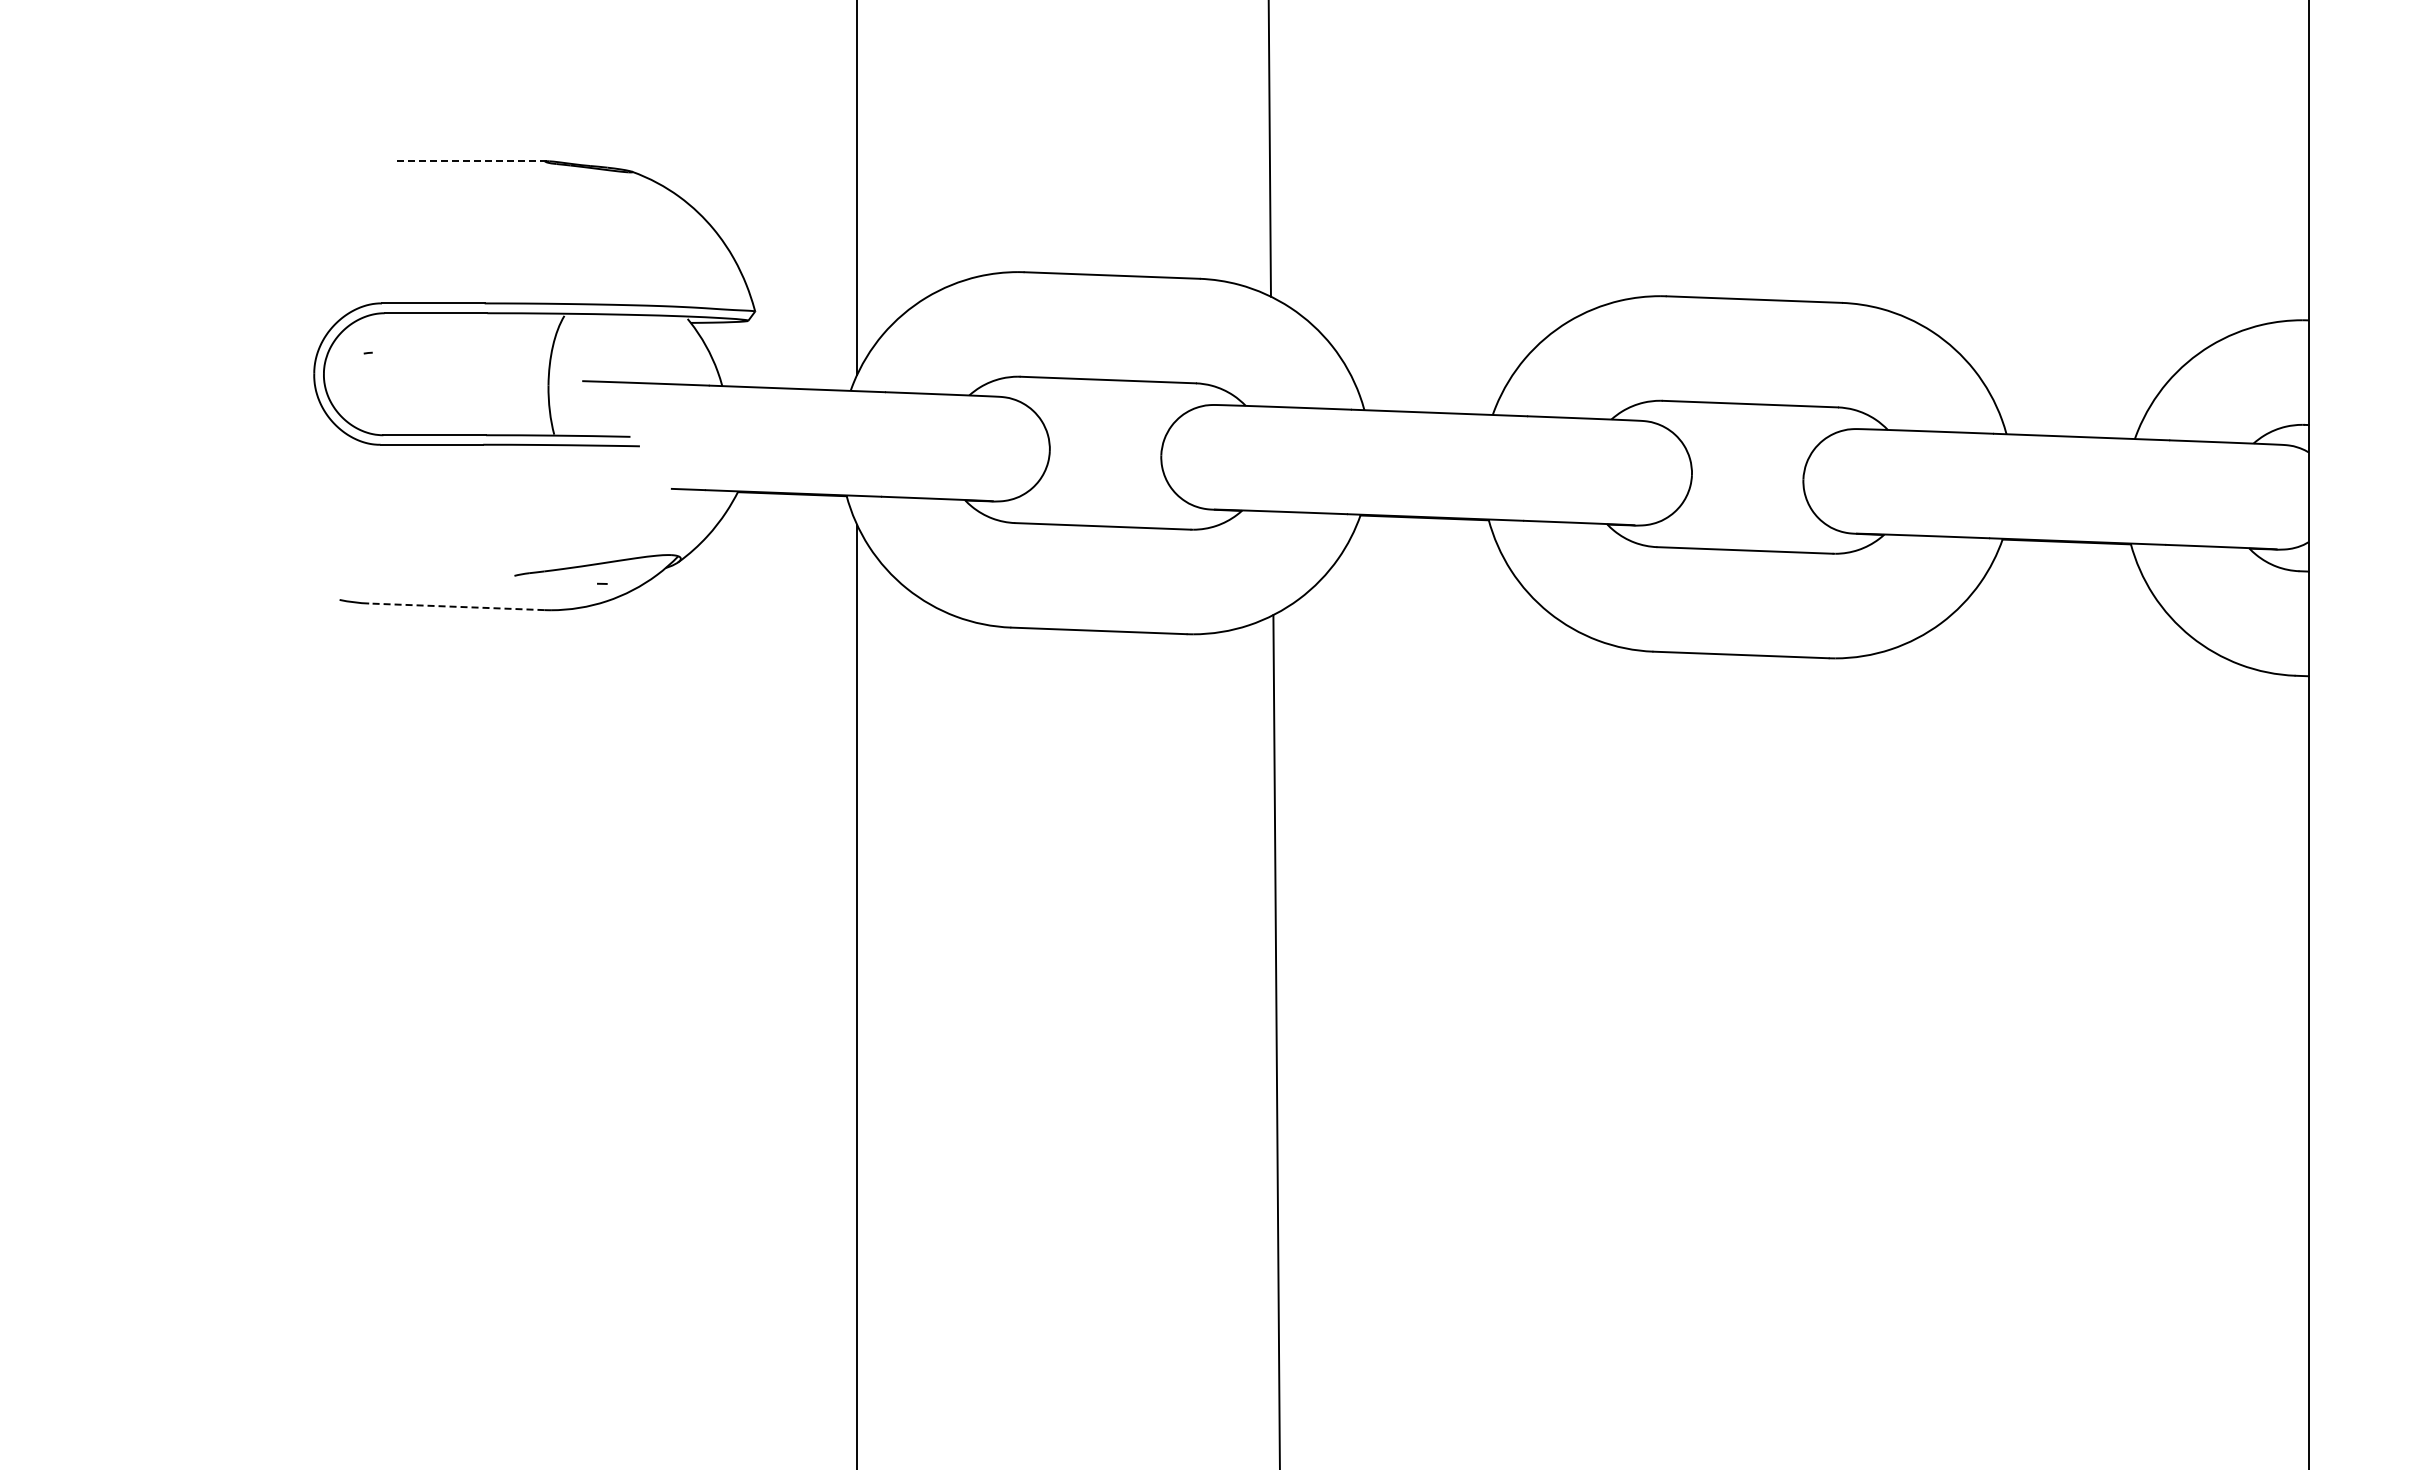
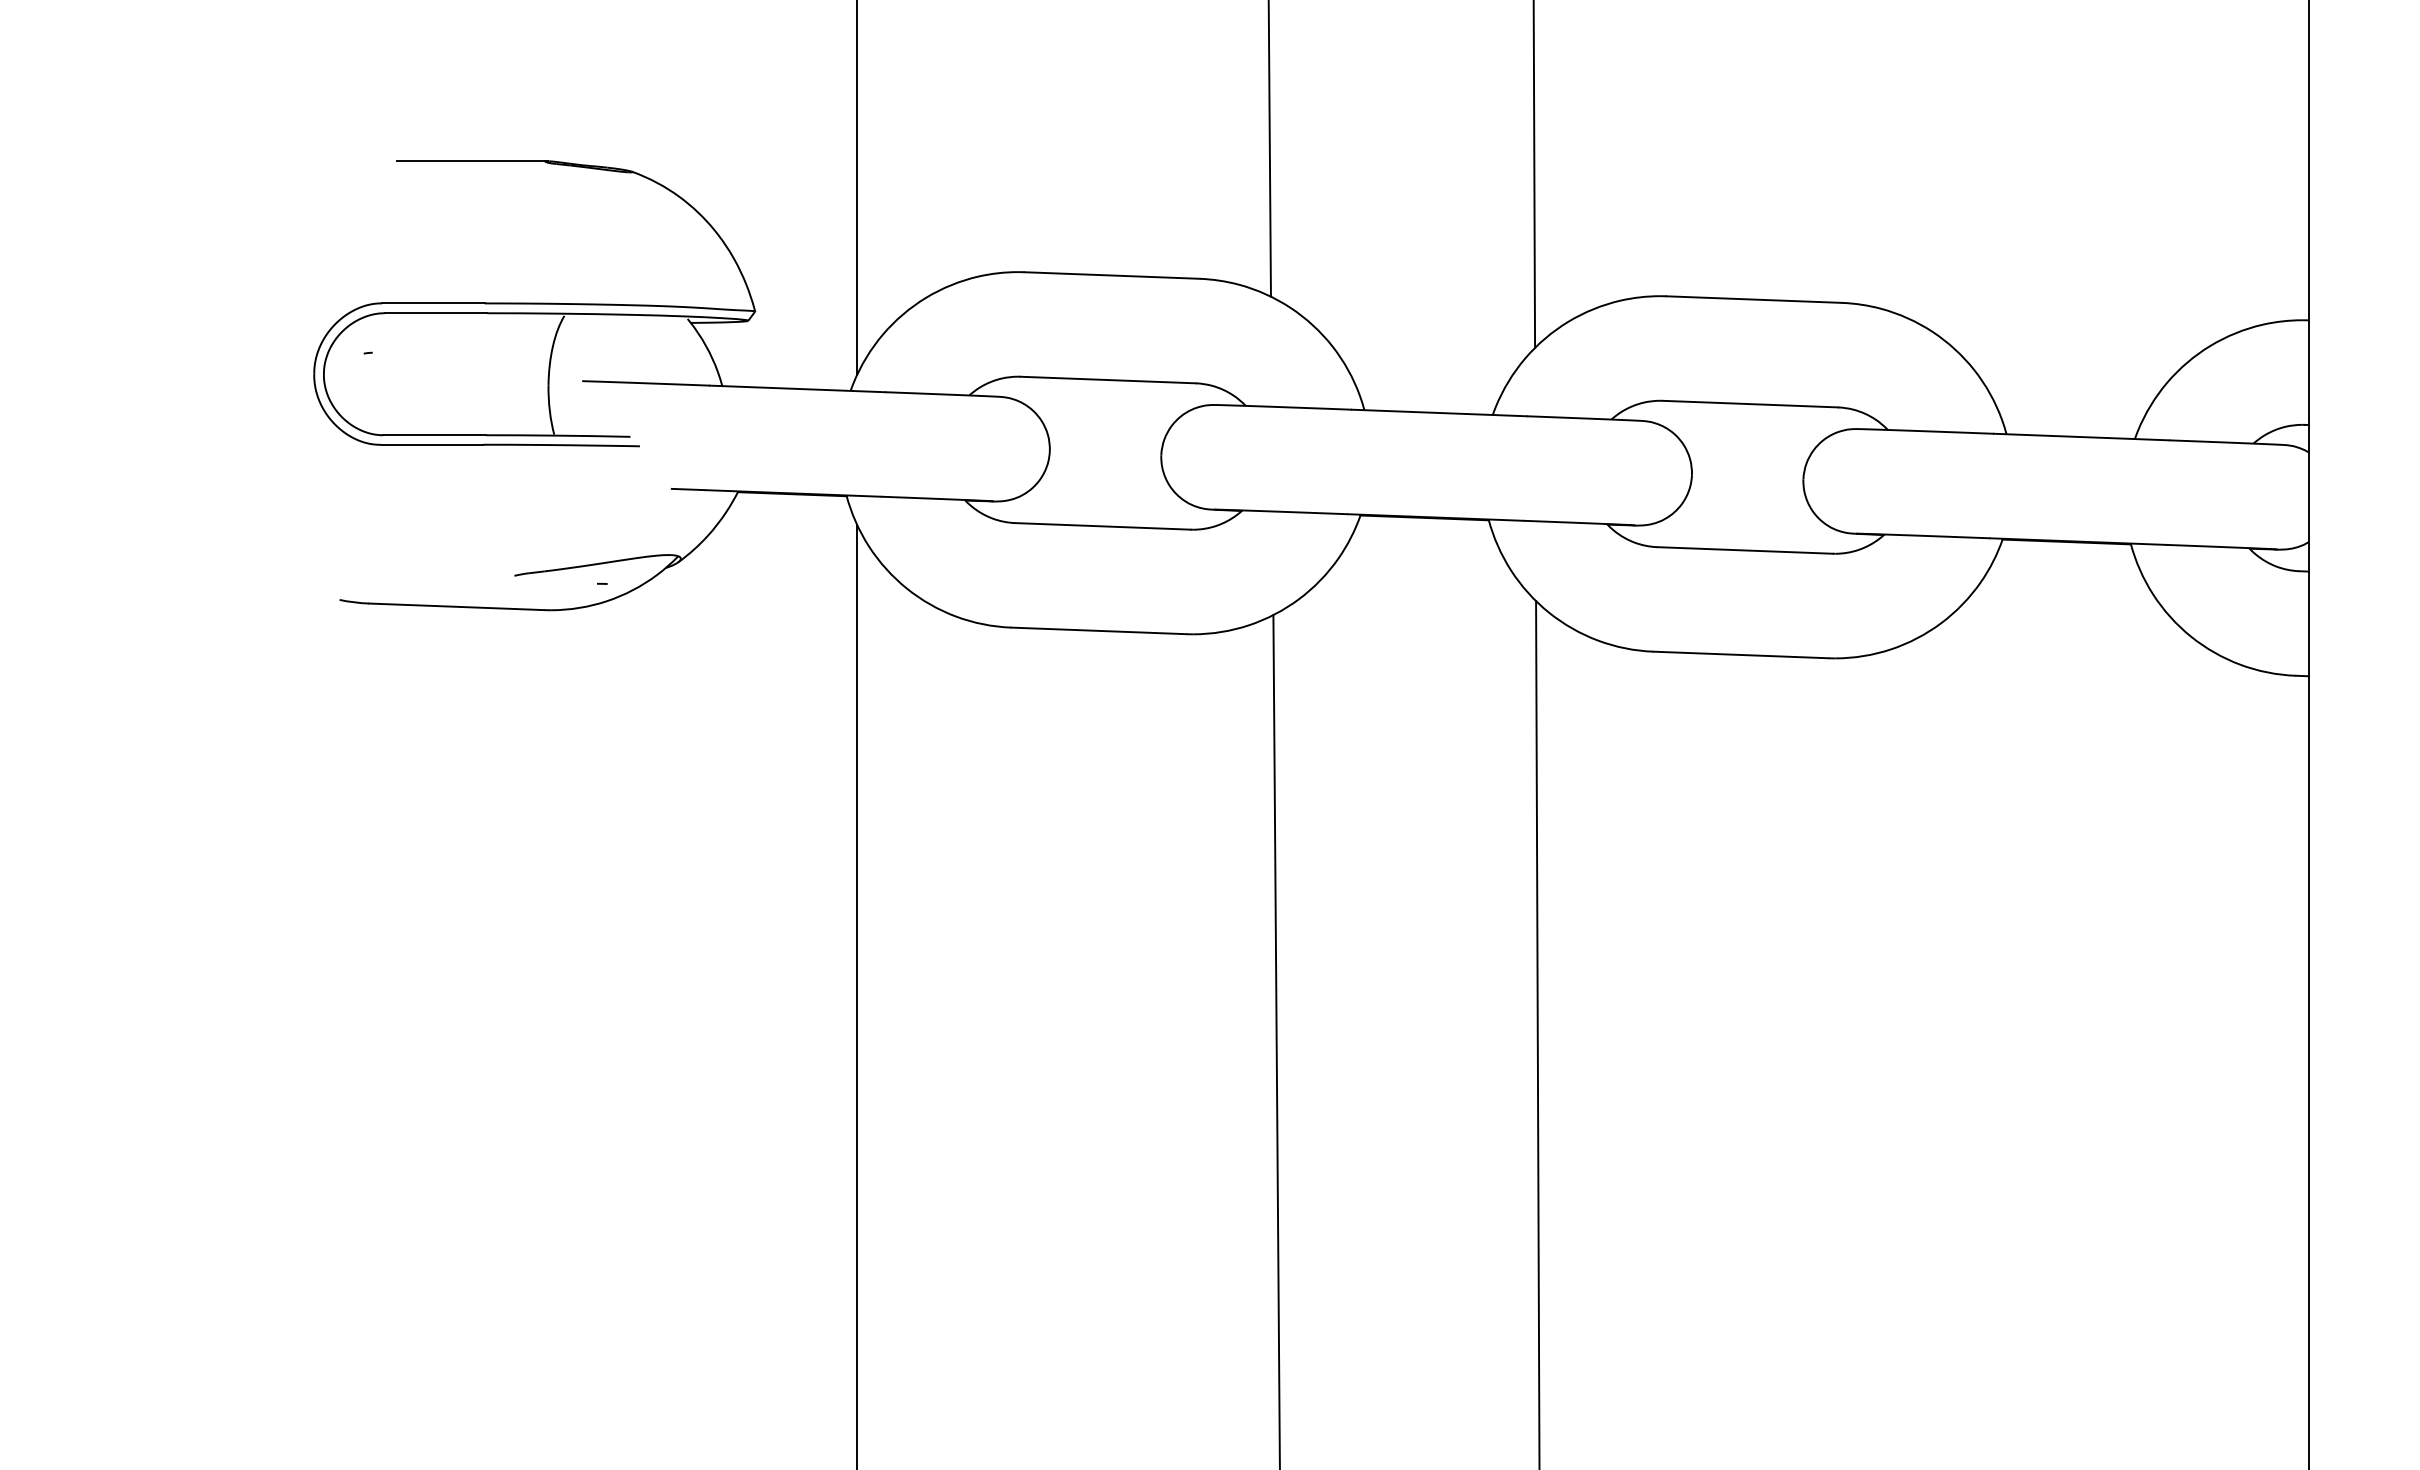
line: dashed -> solid (472, 161)
line: none -> present (1534, 174)
line: dashed -> solid (456, 606)
line: none -> present (1537, 1033)
